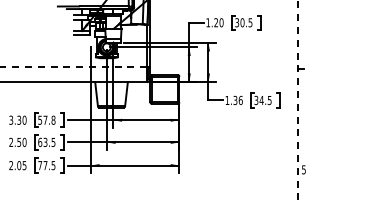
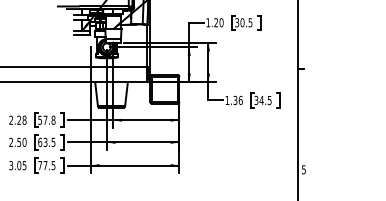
line: dashed -> solid (73, 67)
line: dashed -> solid (298, 100)
text: 3.30 -> 2.28 (17, 120)
text: 2.05 -> 3.05 (11, 165)
